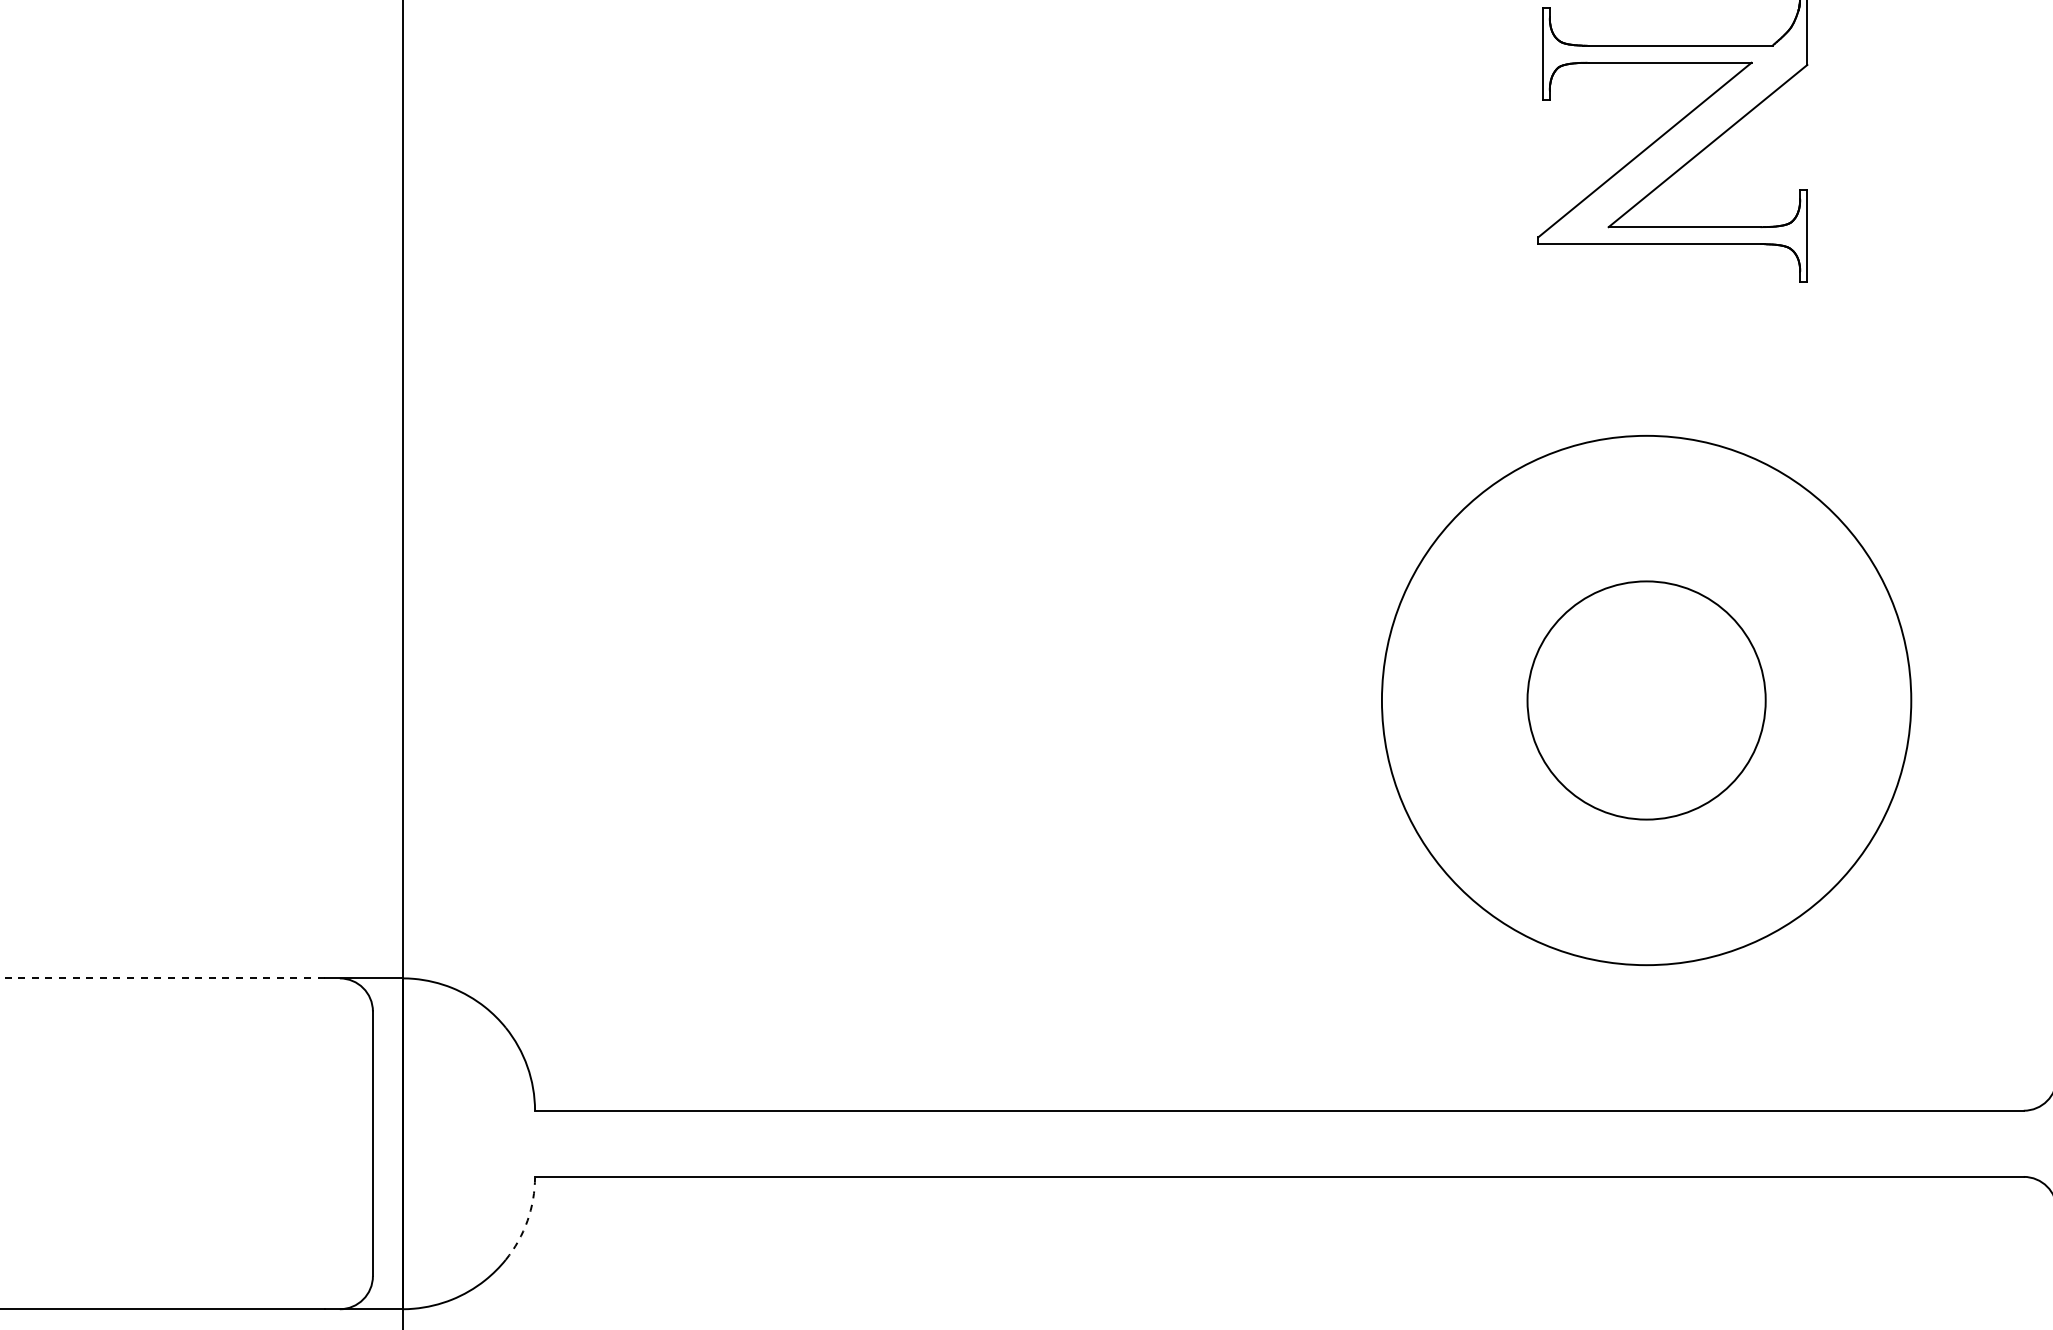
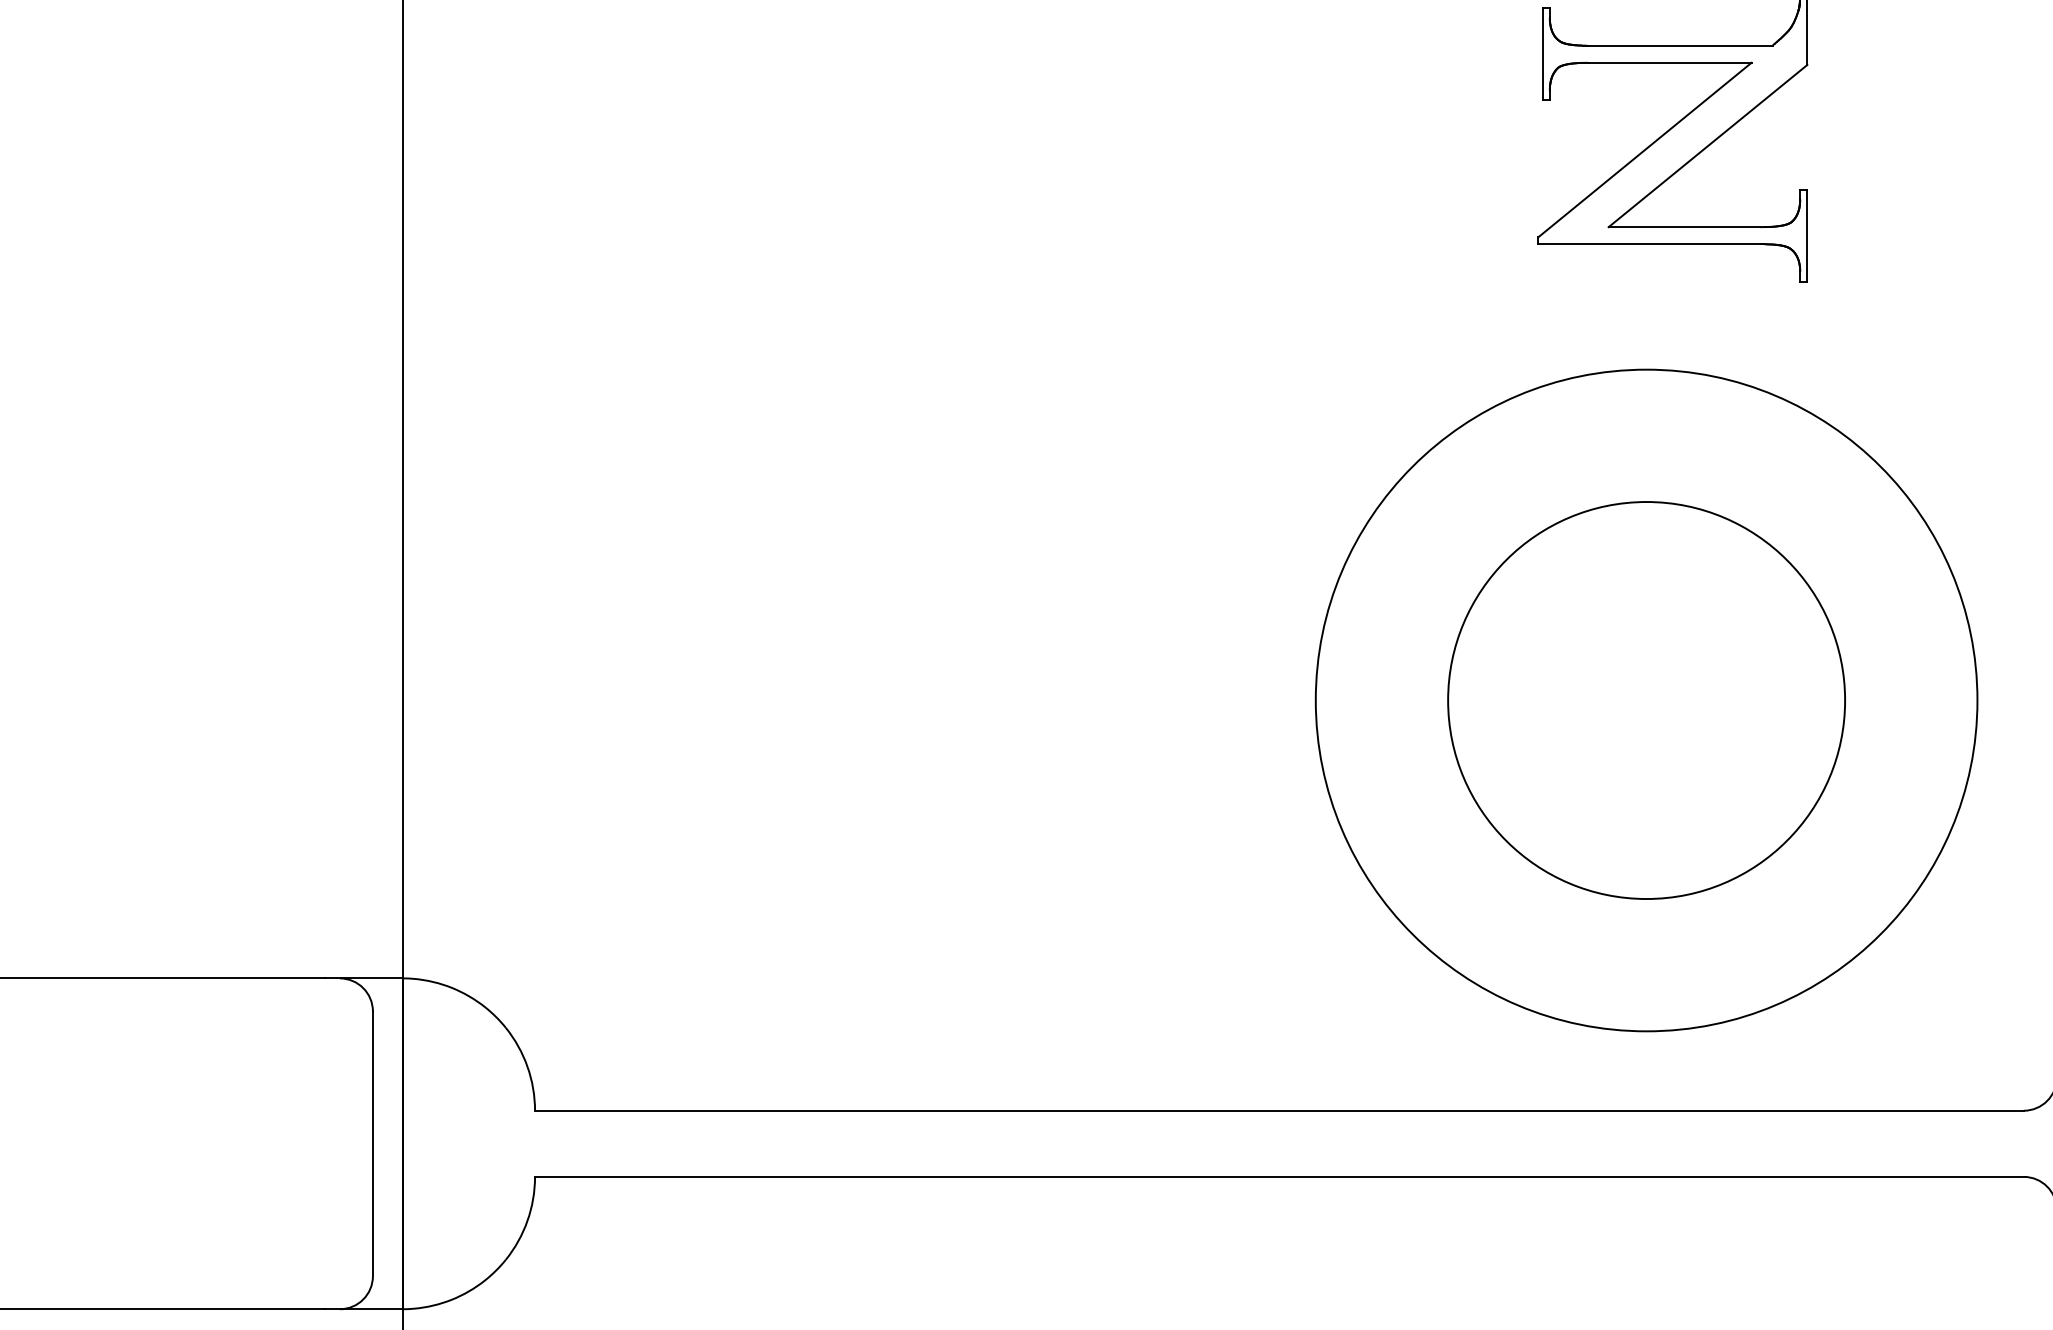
circle diameter: 238 px -> 397 px (1646, 700)
circle diameter: 529 px -> 662 px (1646, 700)
line: dashed -> solid (162, 978)
arc: dashed -> solid (527, 1220)
